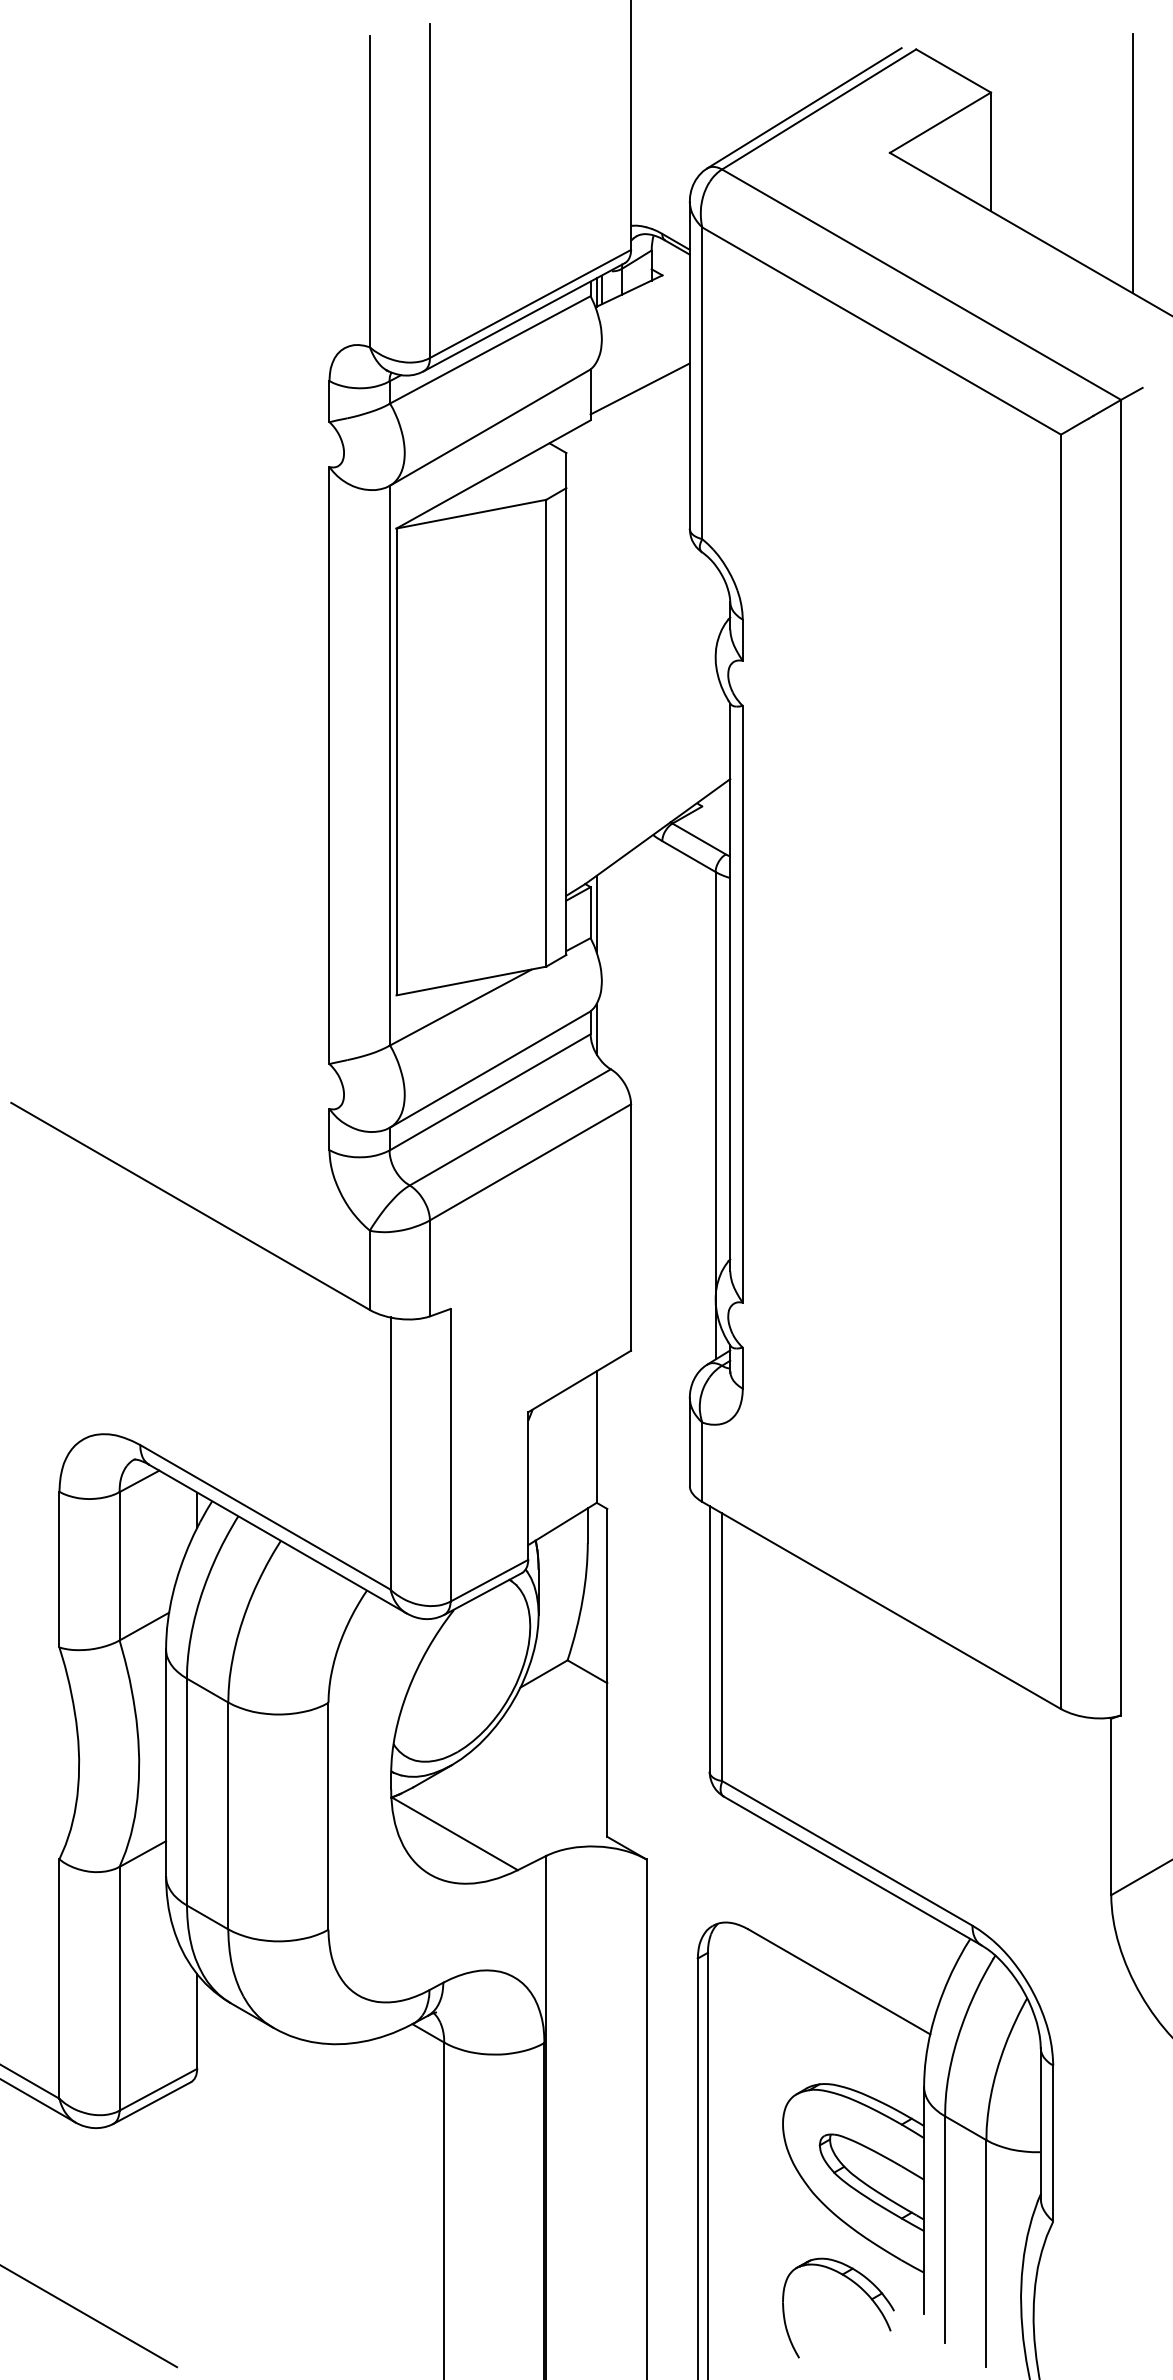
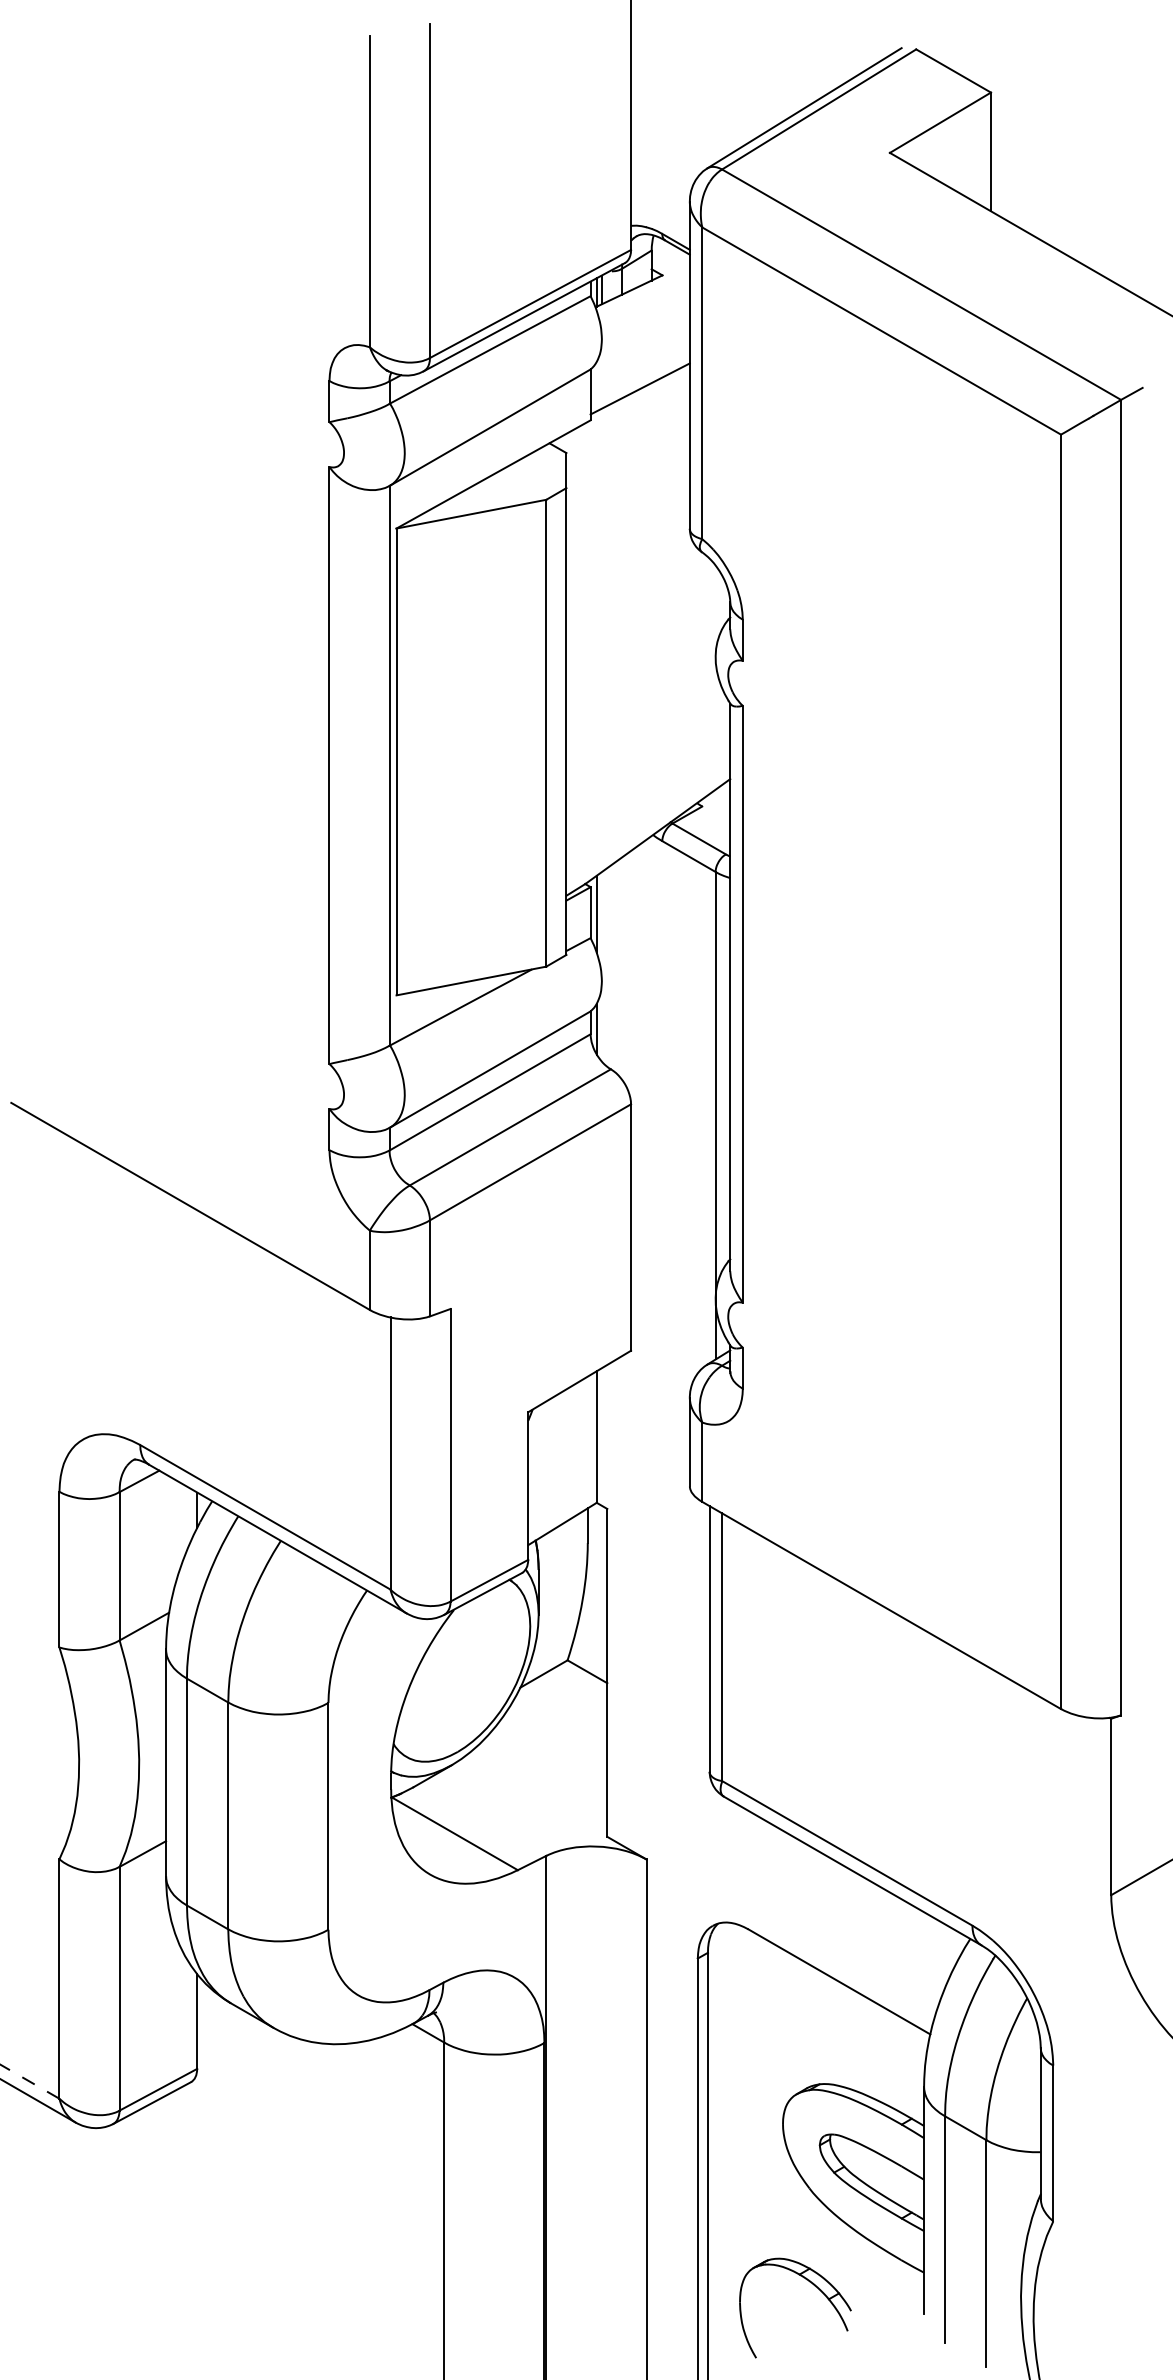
line: present -> none (1132, 163)
line: solid -> dashed (30, 2081)
part position: (857, 2286) -> (814, 2286) (814, 2286)
line: present -> none (89, 2316)
